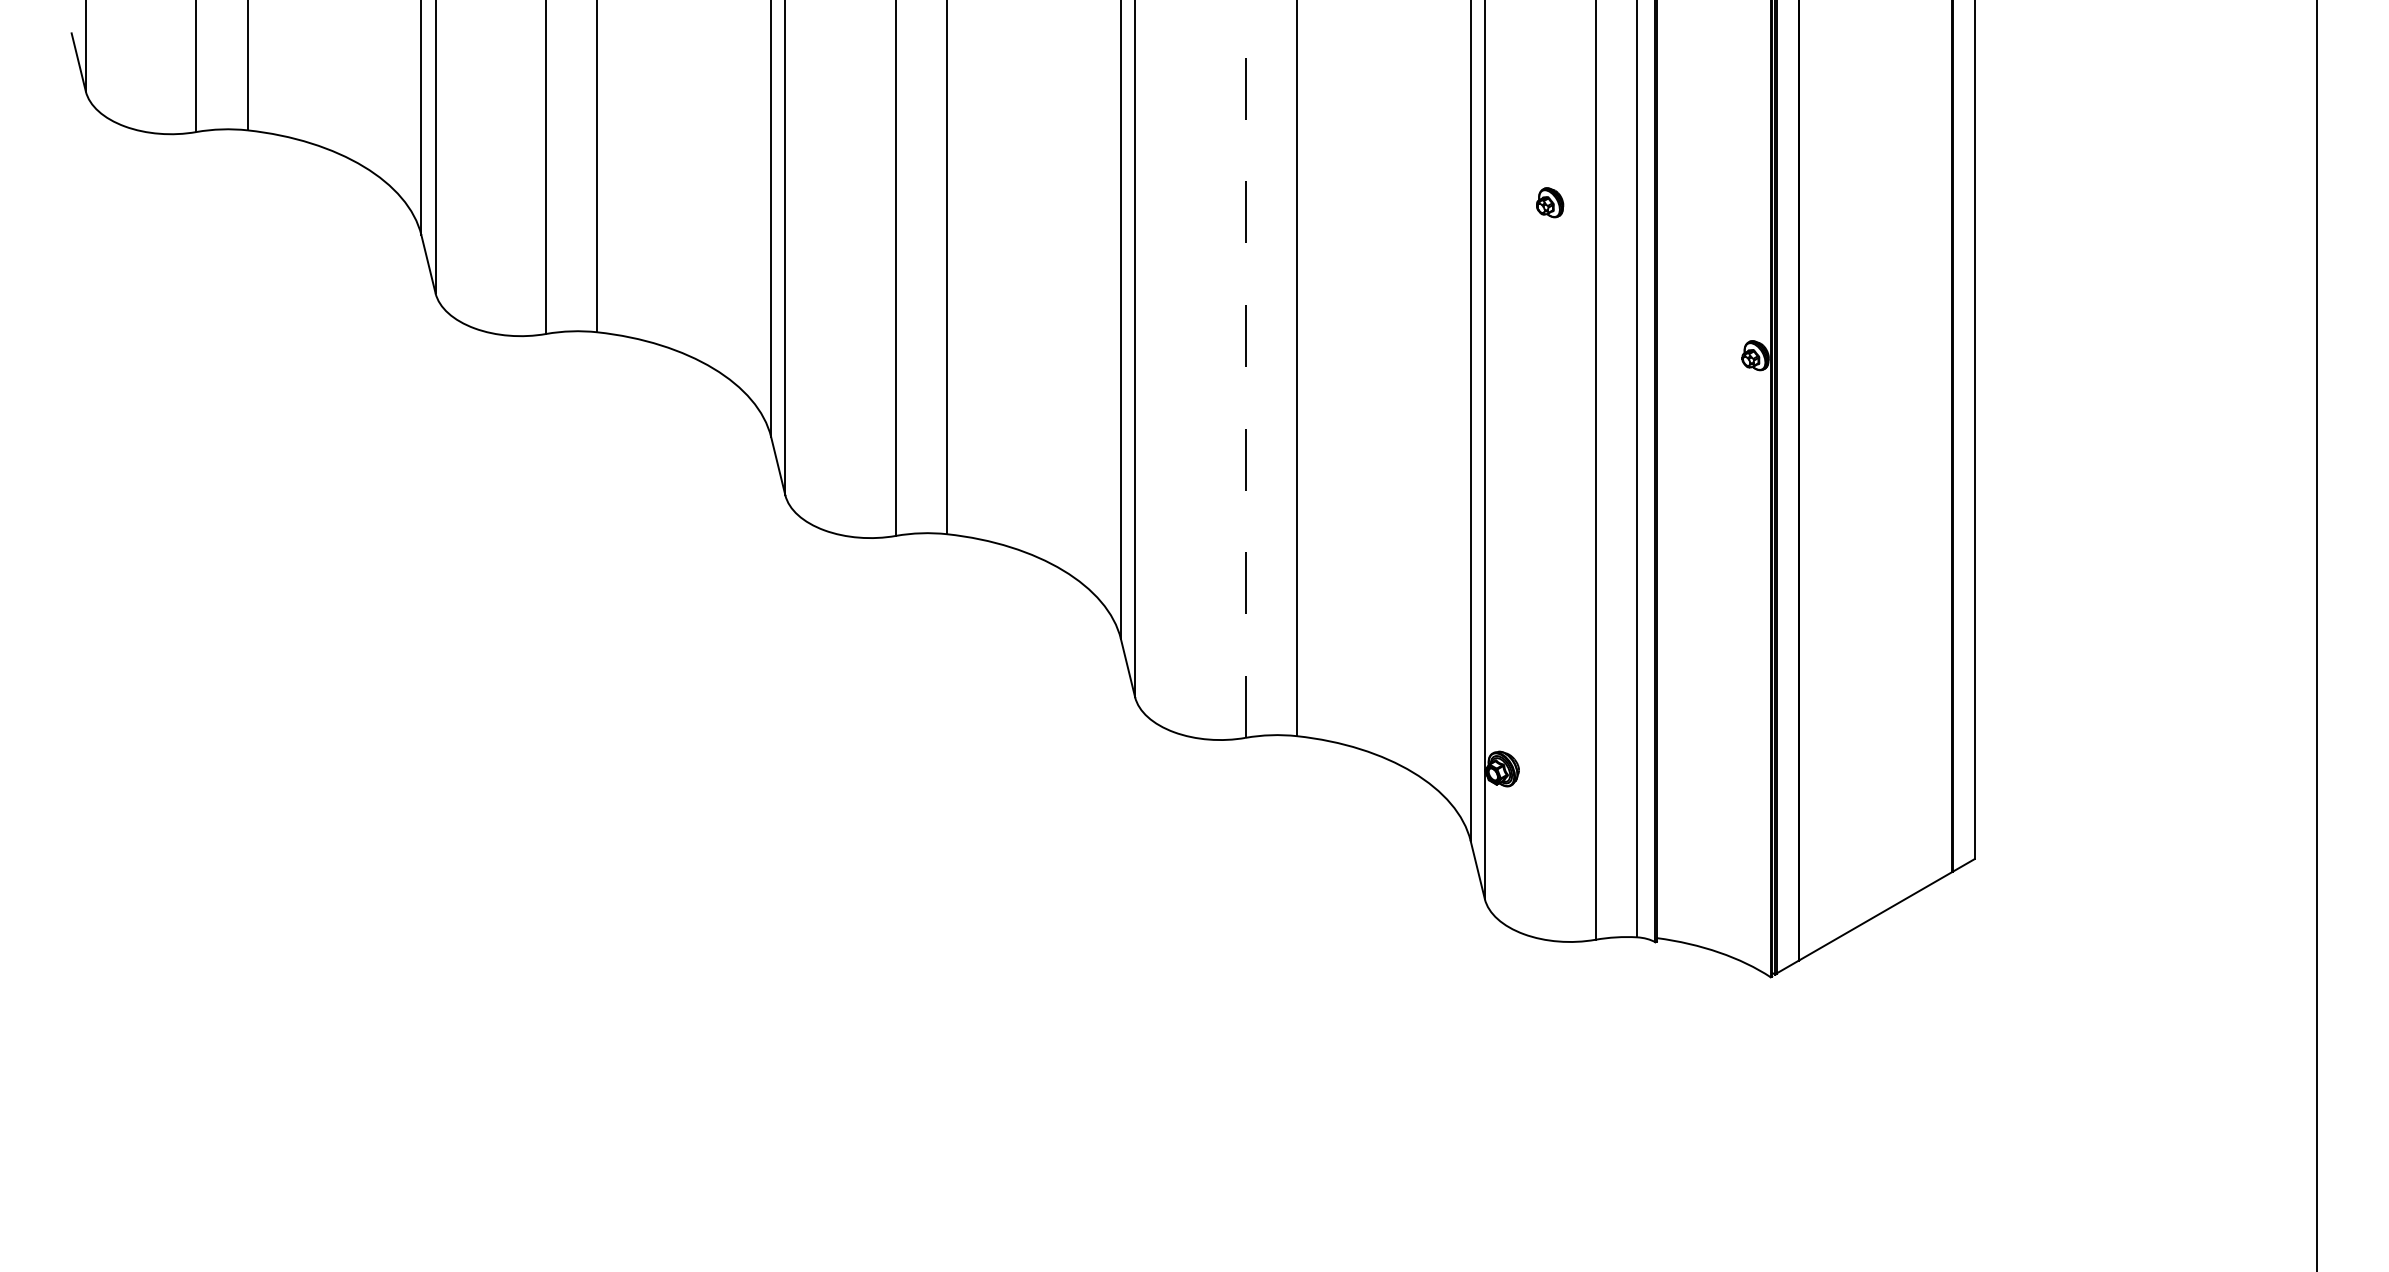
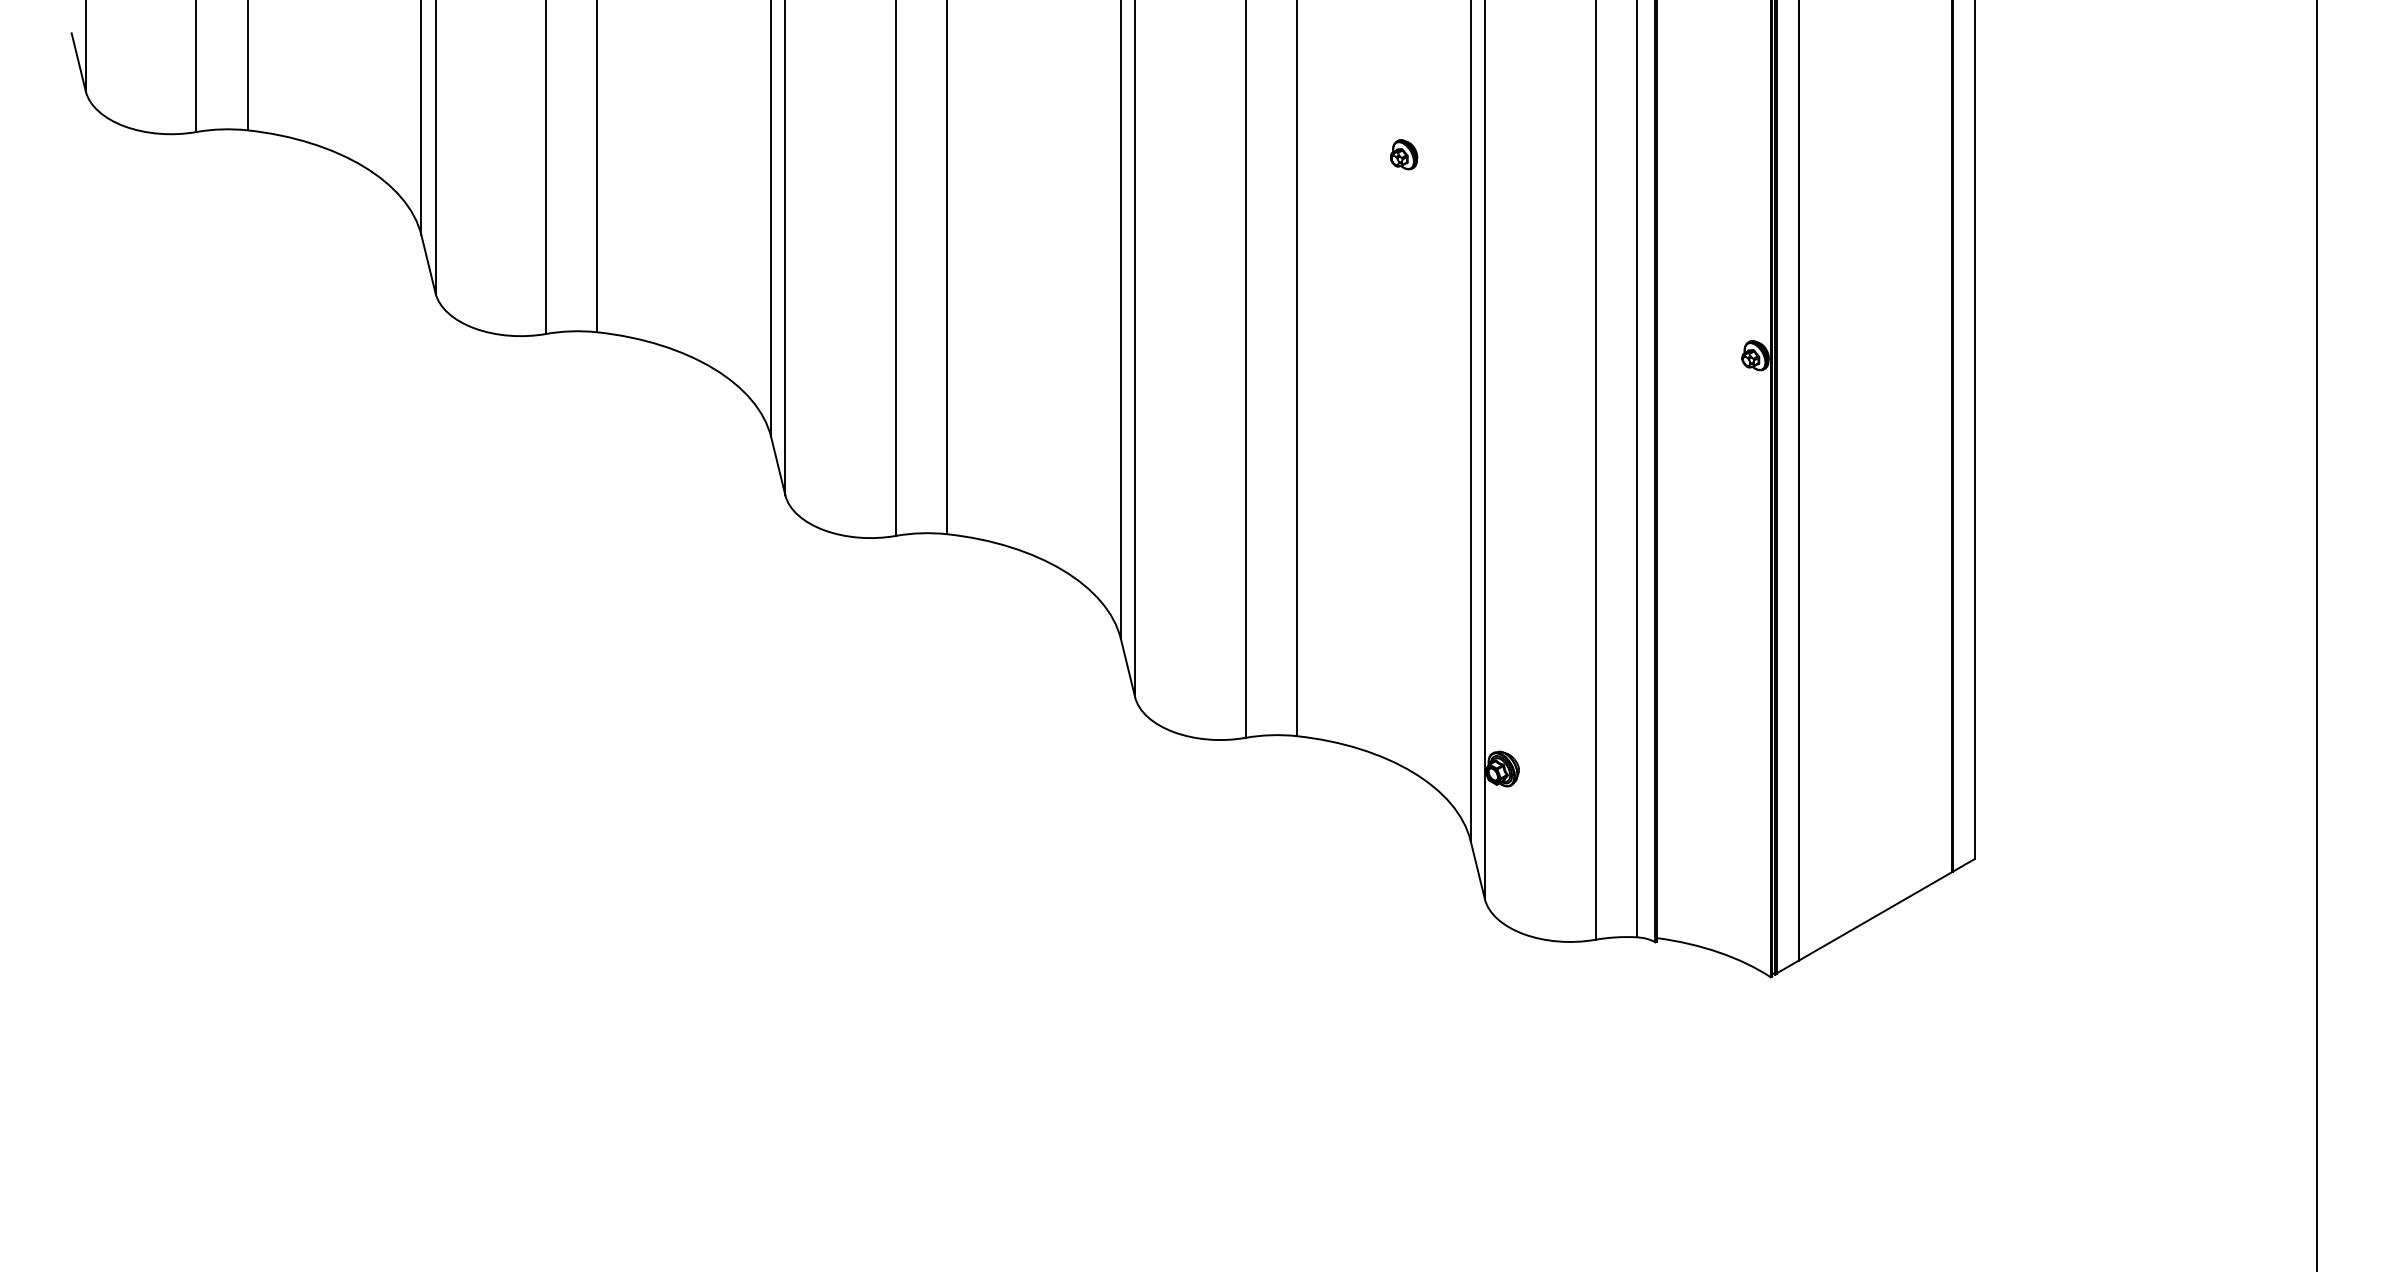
part position: (1550, 202) -> (1404, 154) (1404, 154)
line: dashed -> solid (1245, 368)
